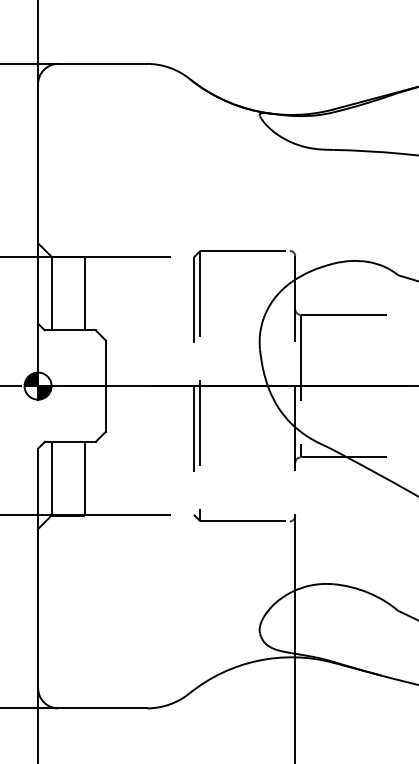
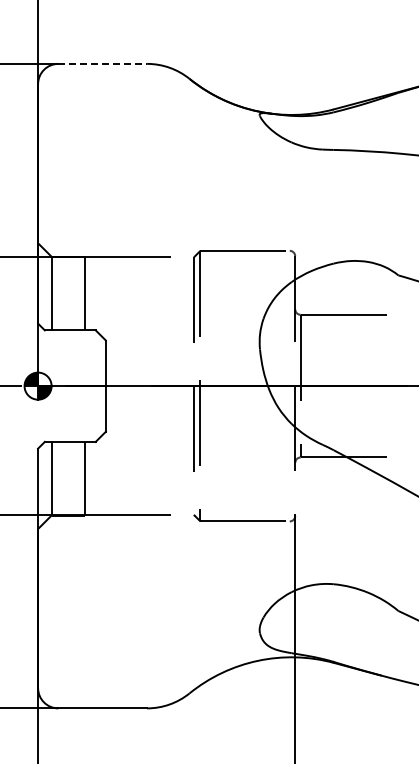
line: solid -> dashed (103, 63)
